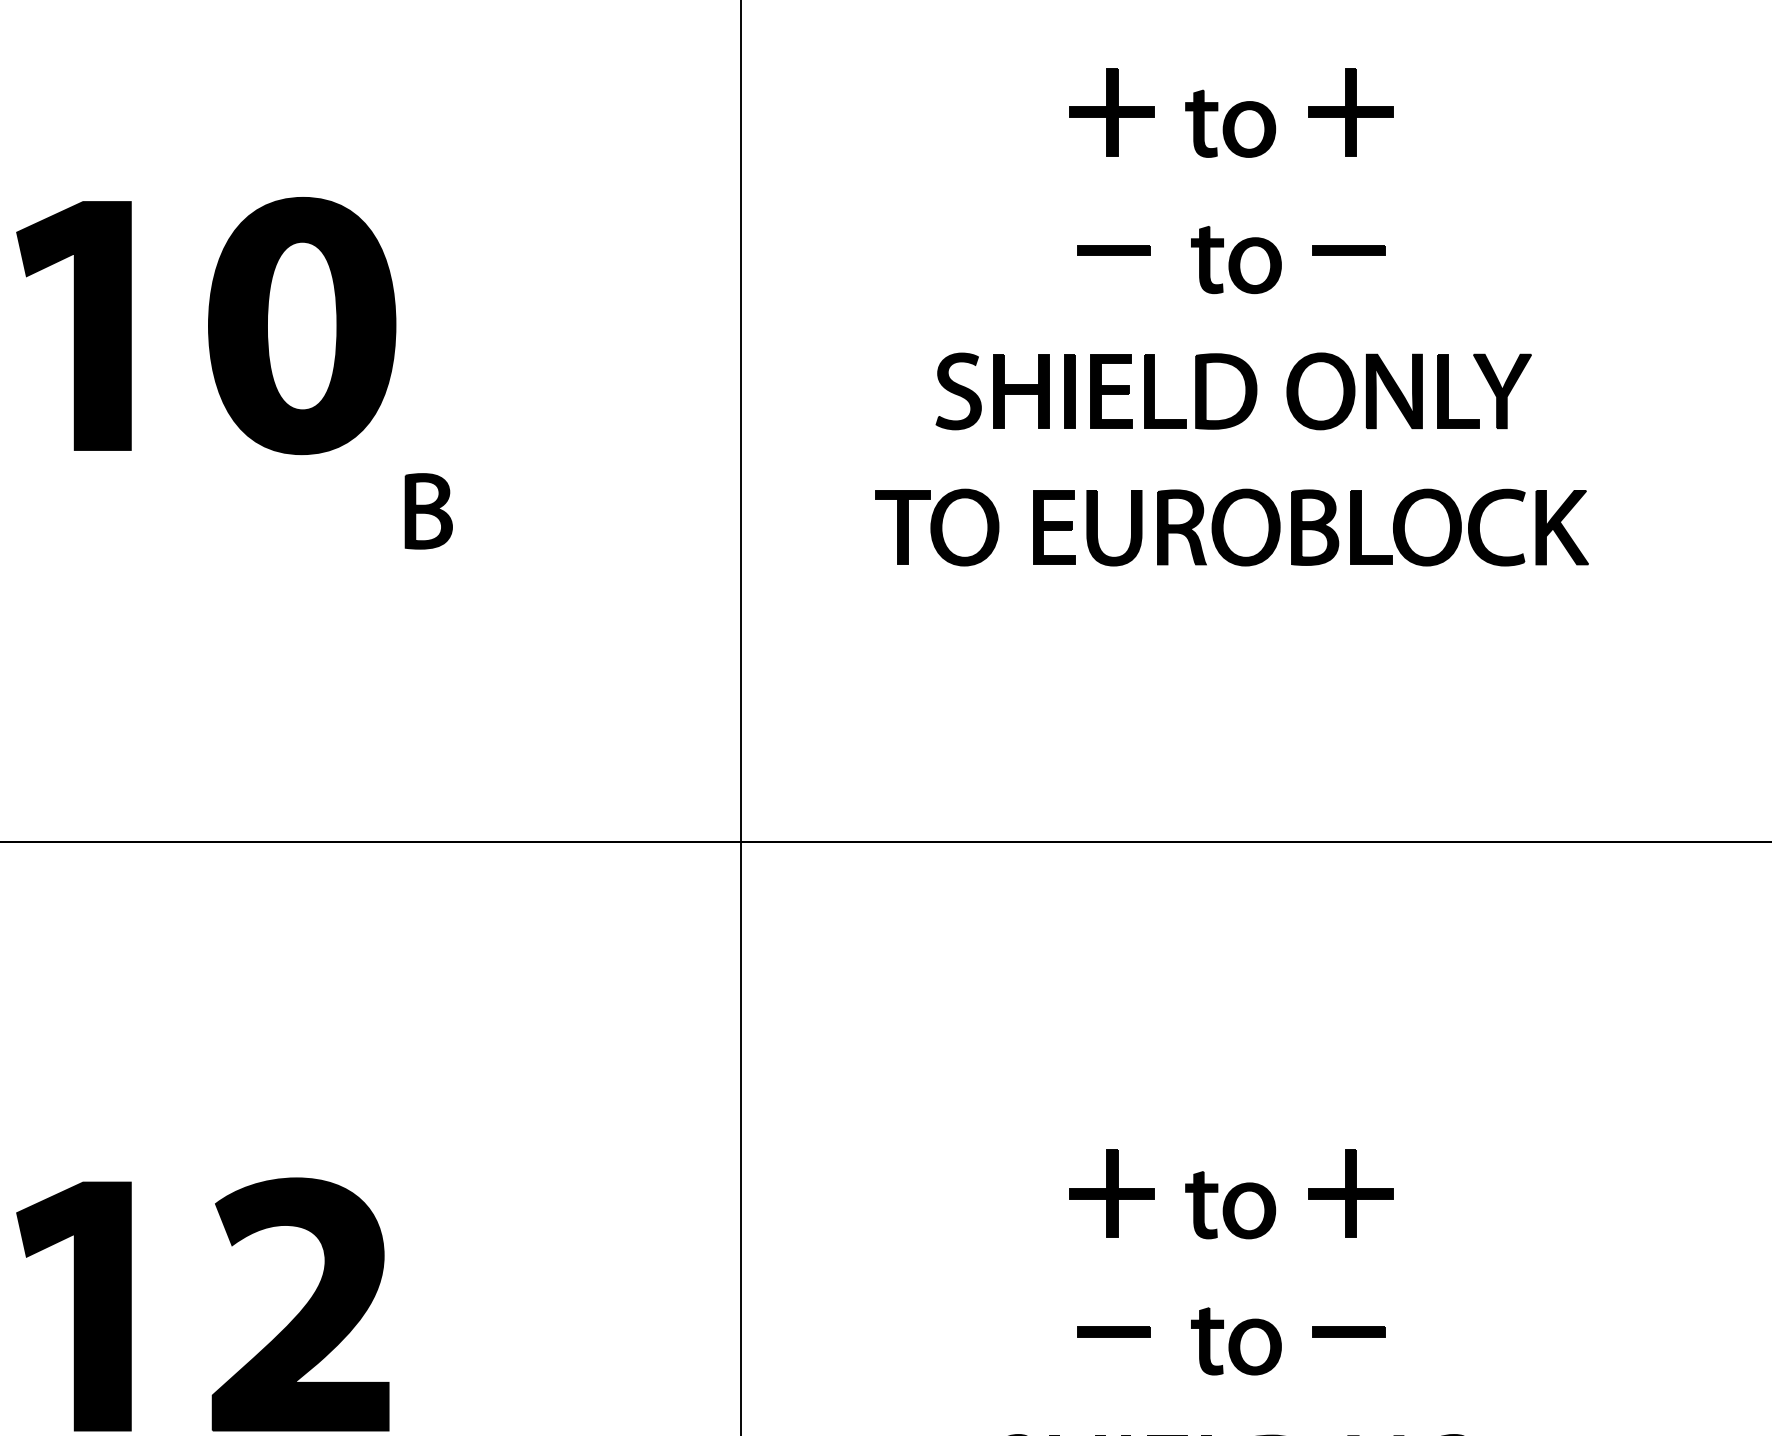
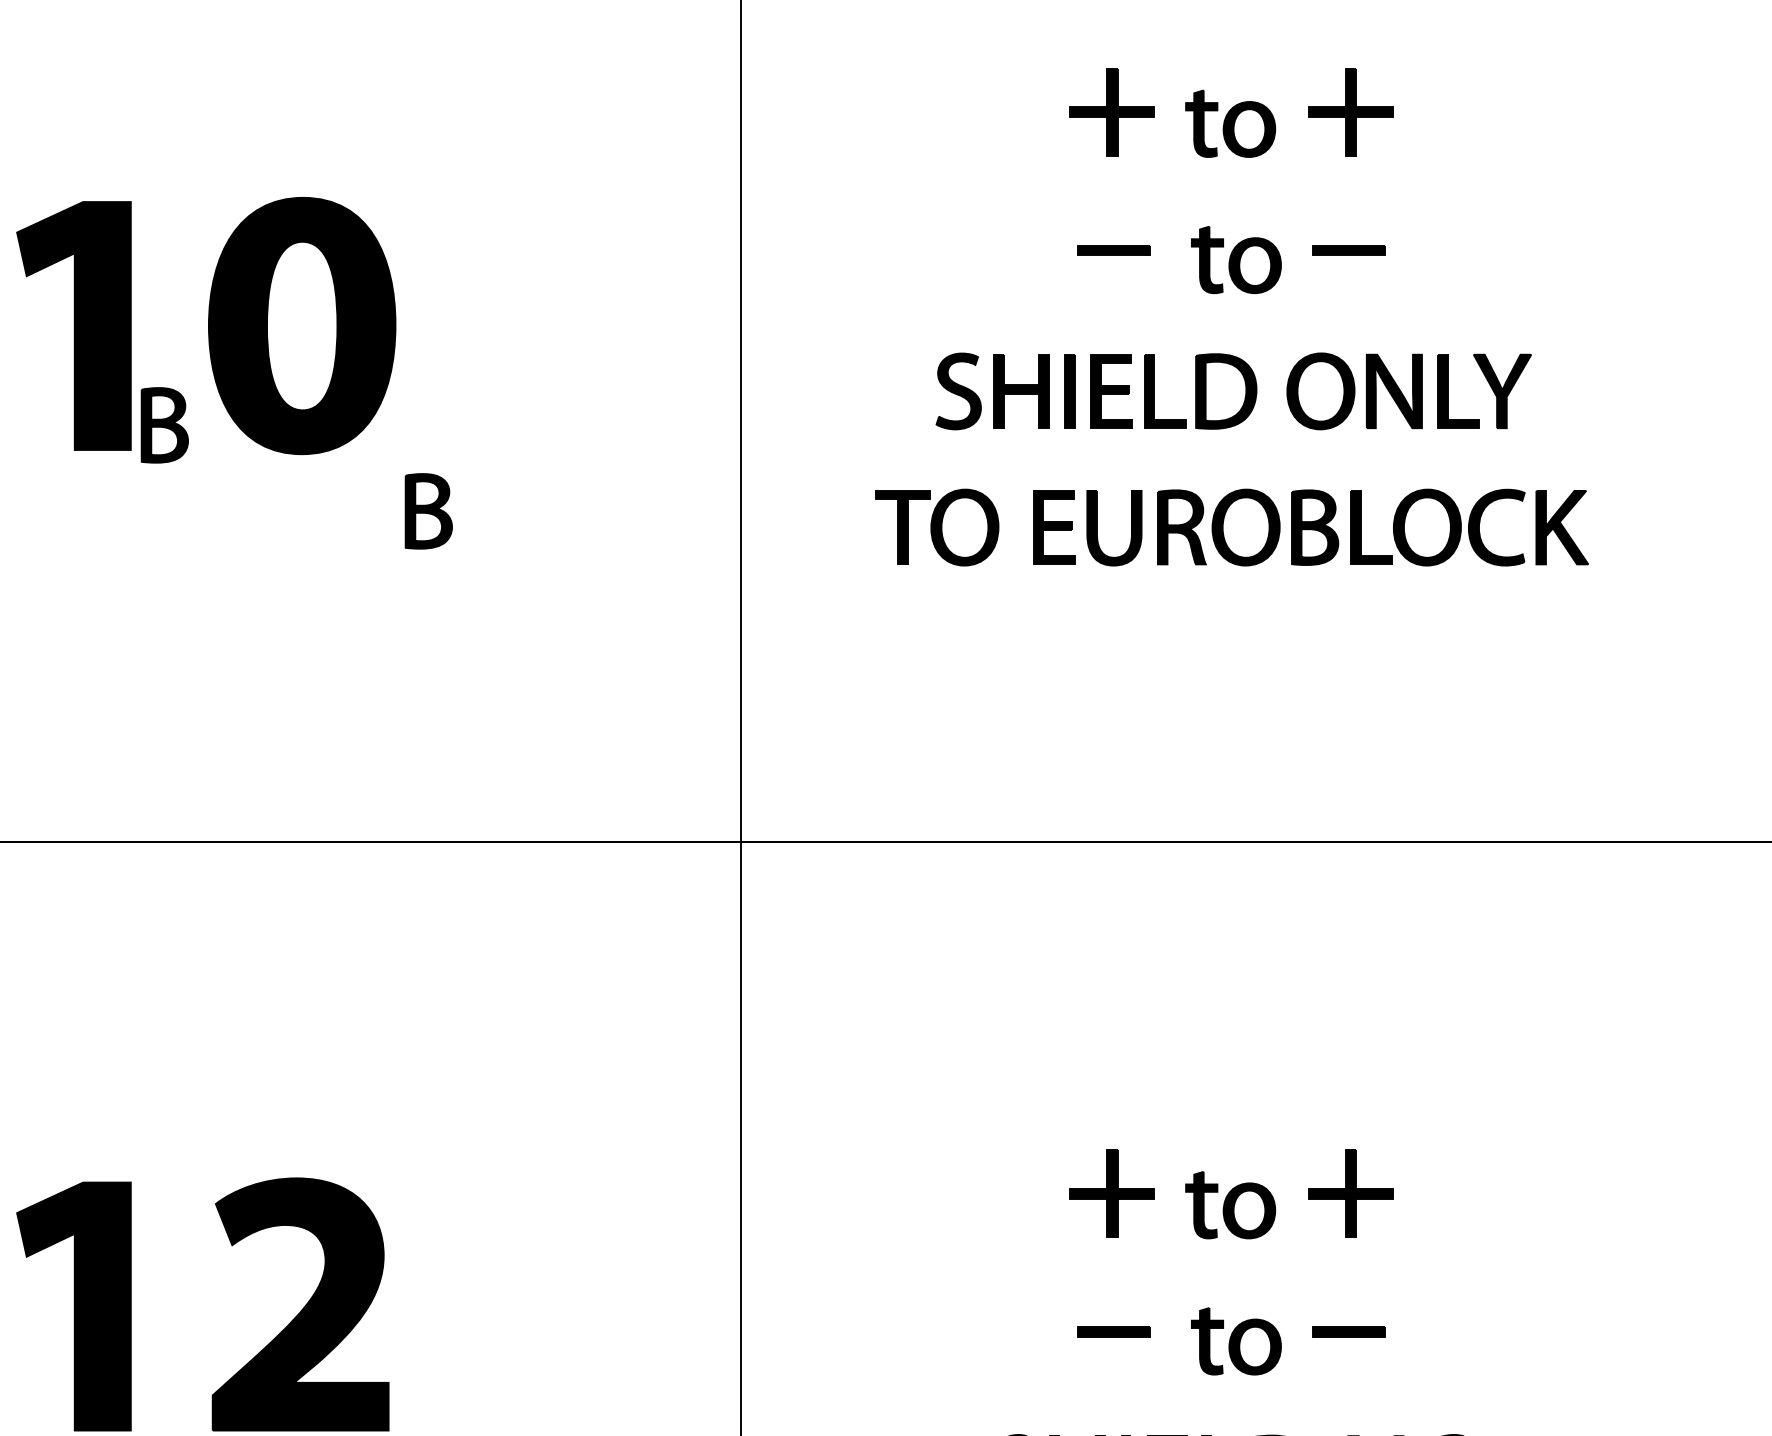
part: none -> present (164, 425)
